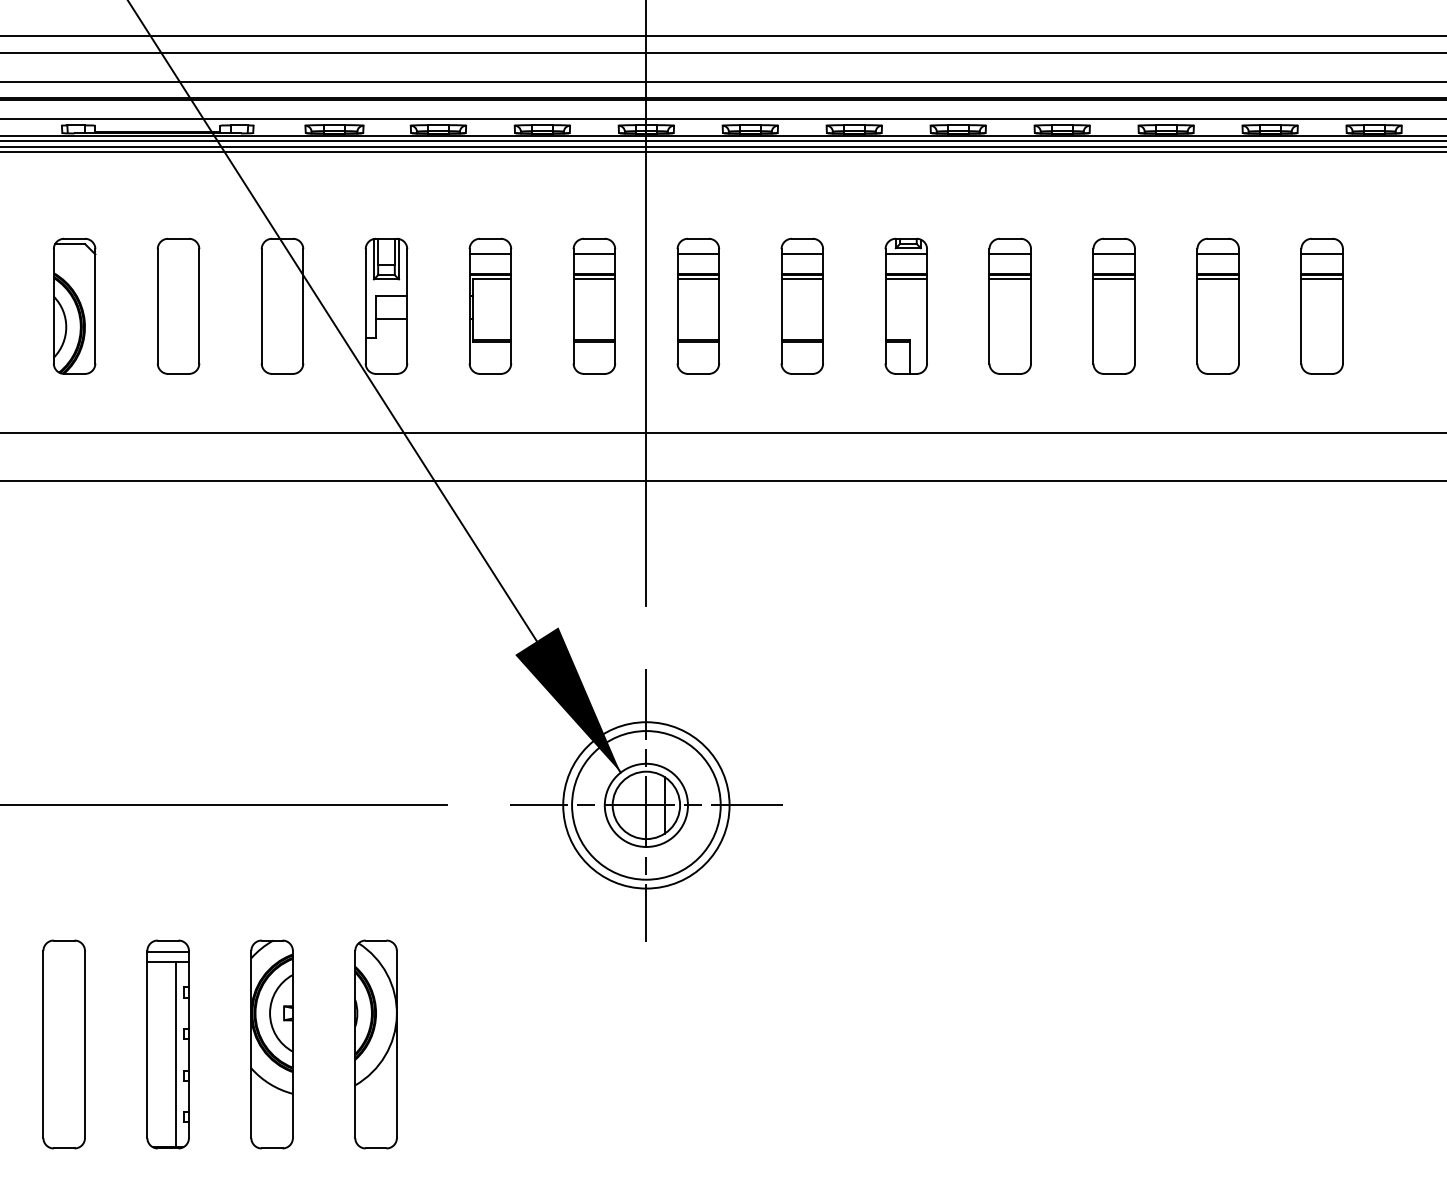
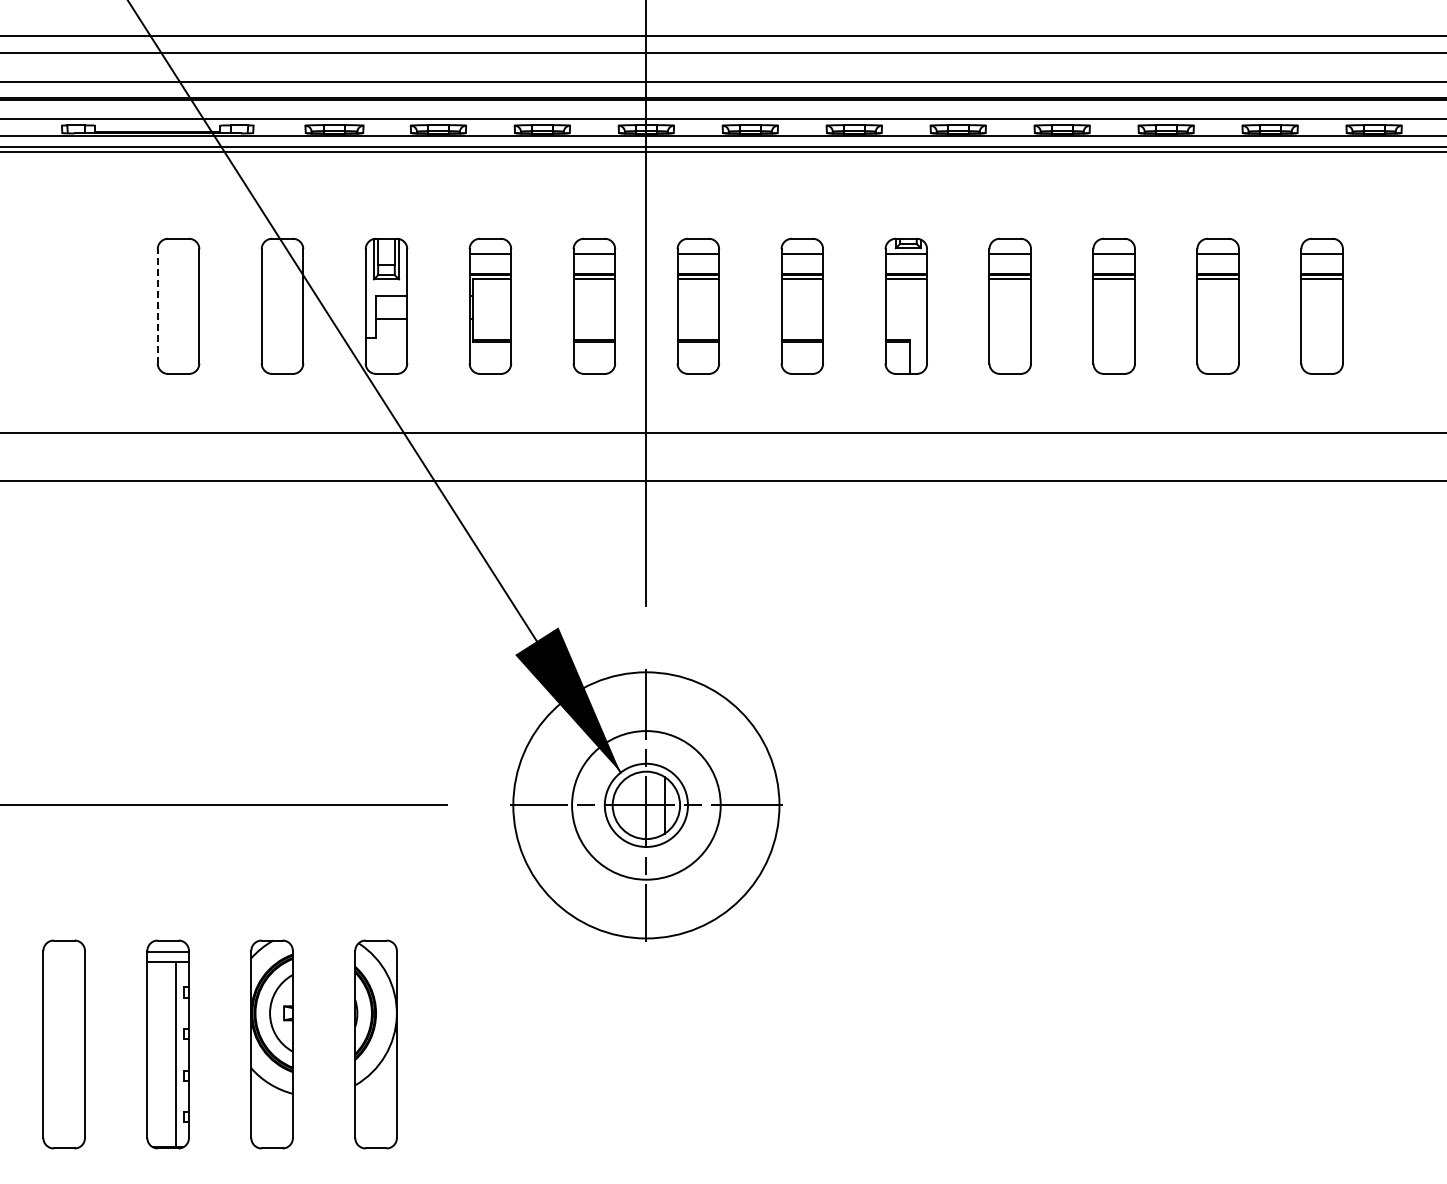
line: present -> none (722, 141)
part: present -> none (74, 305)
line: solid -> dashed (157, 305)
circle diameter: 166 px -> 266 px (646, 805)
